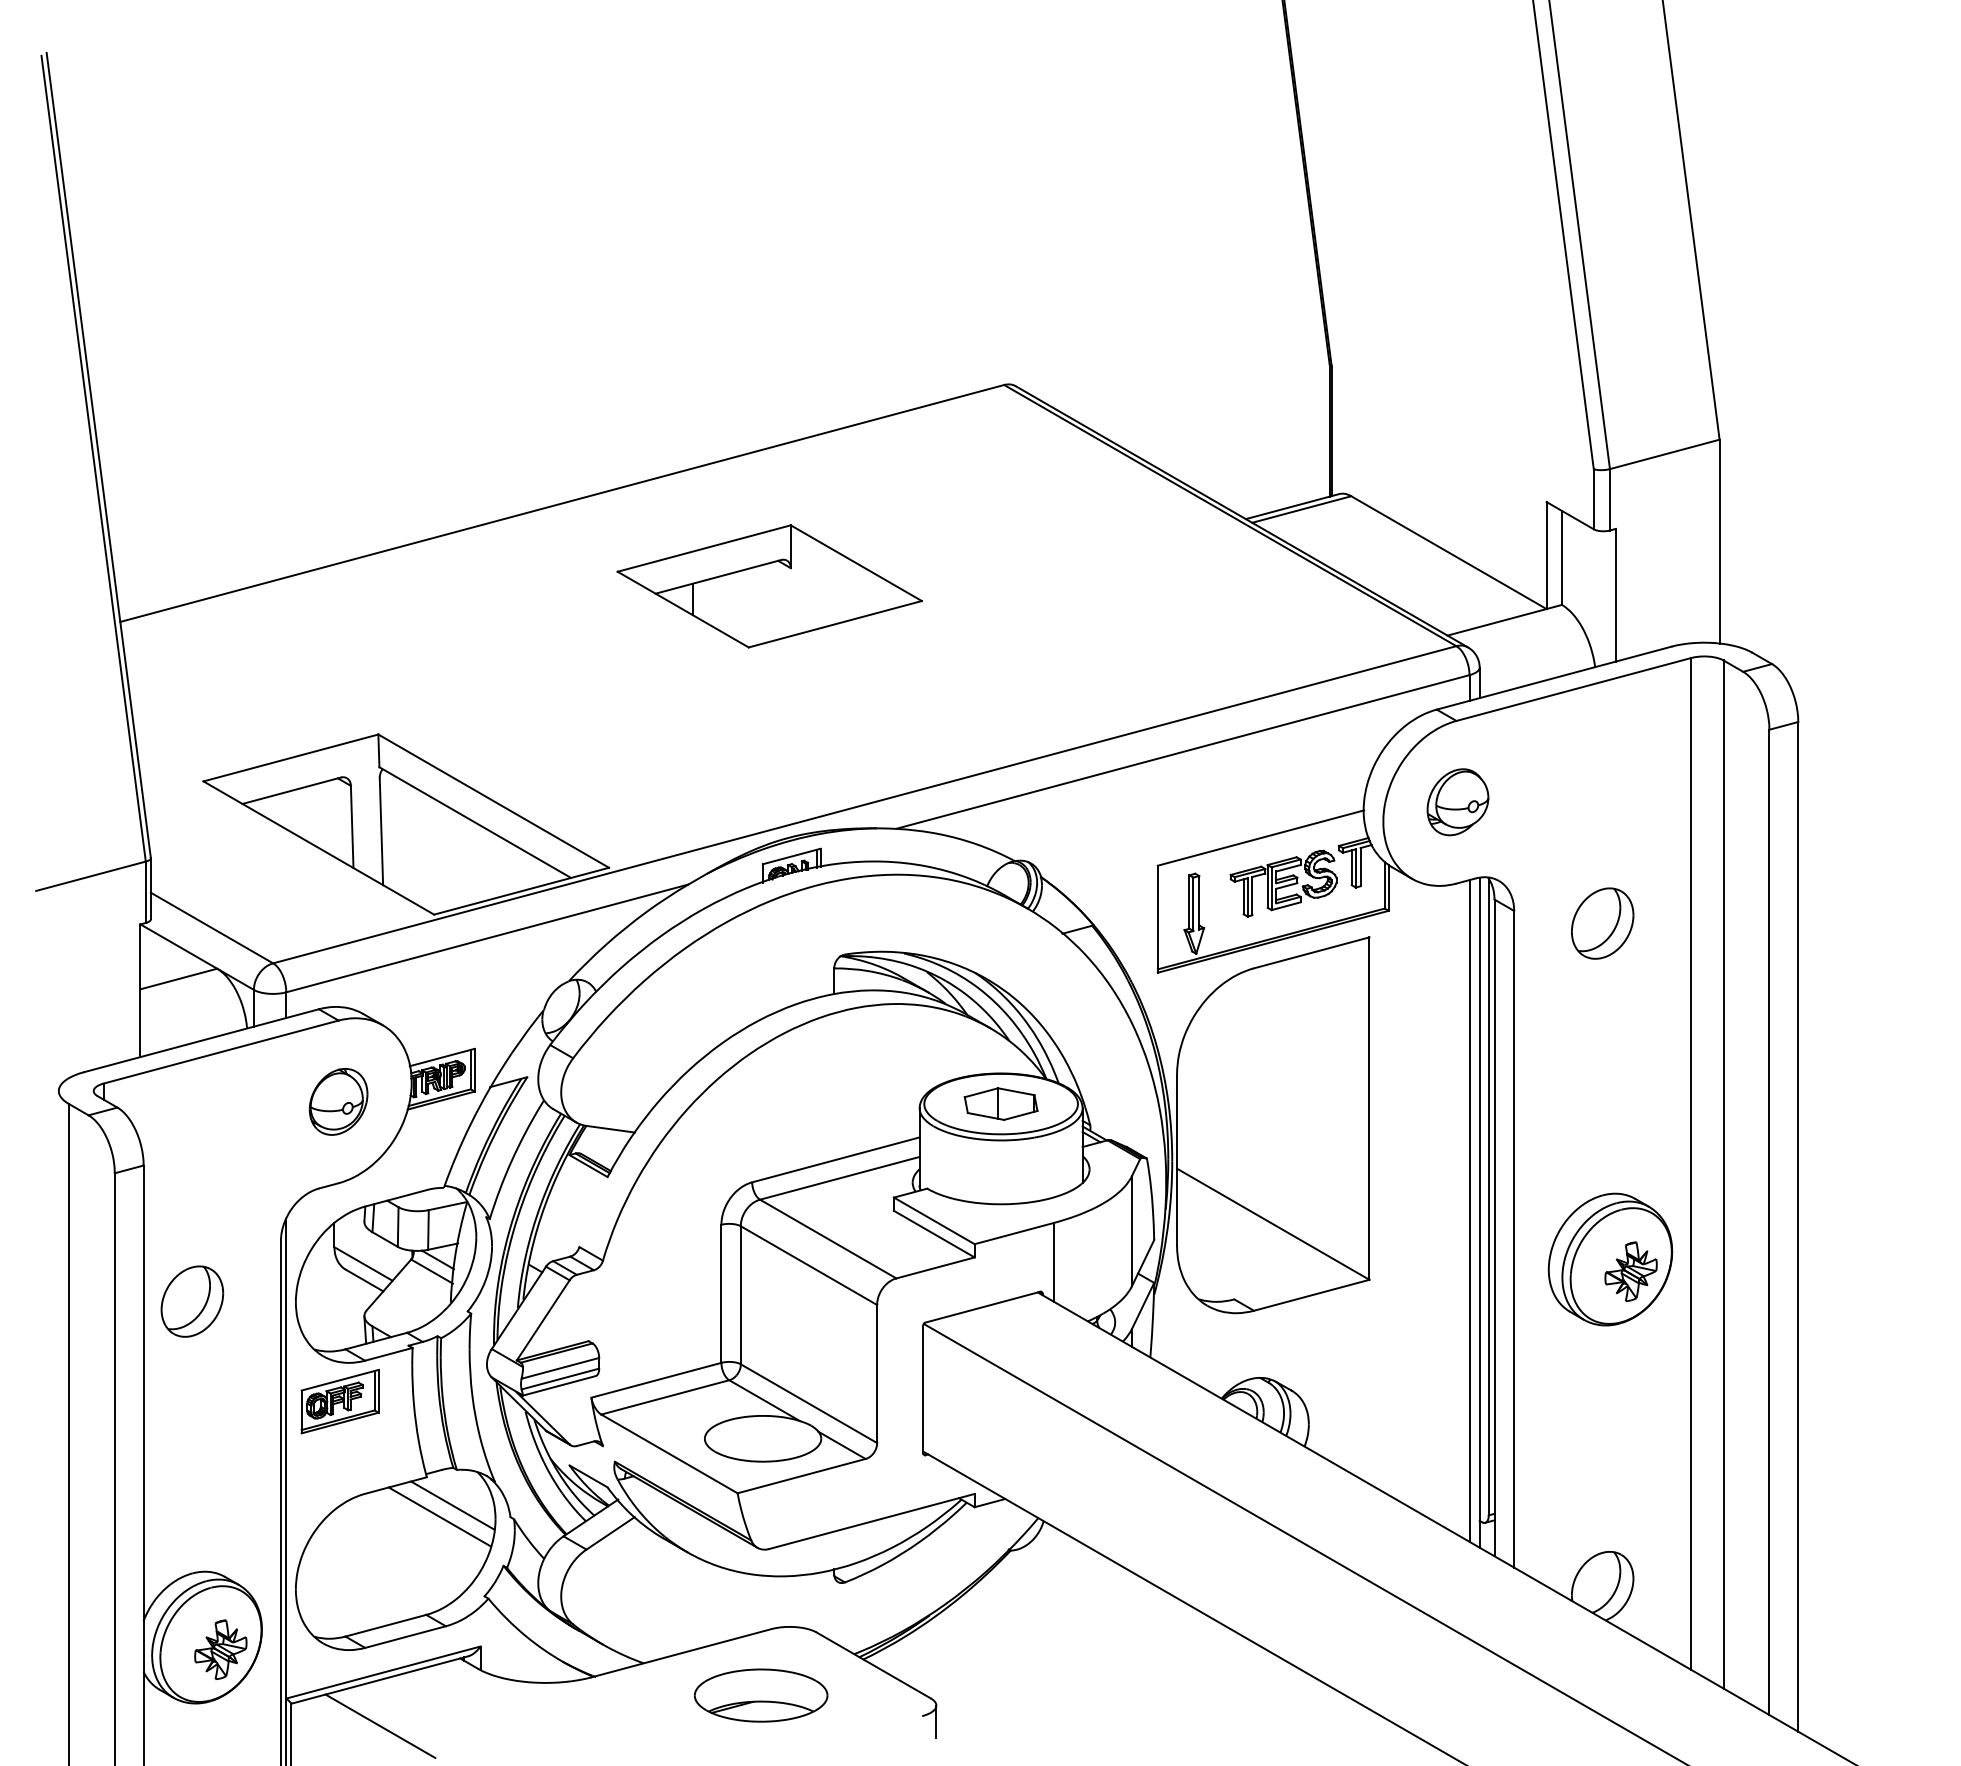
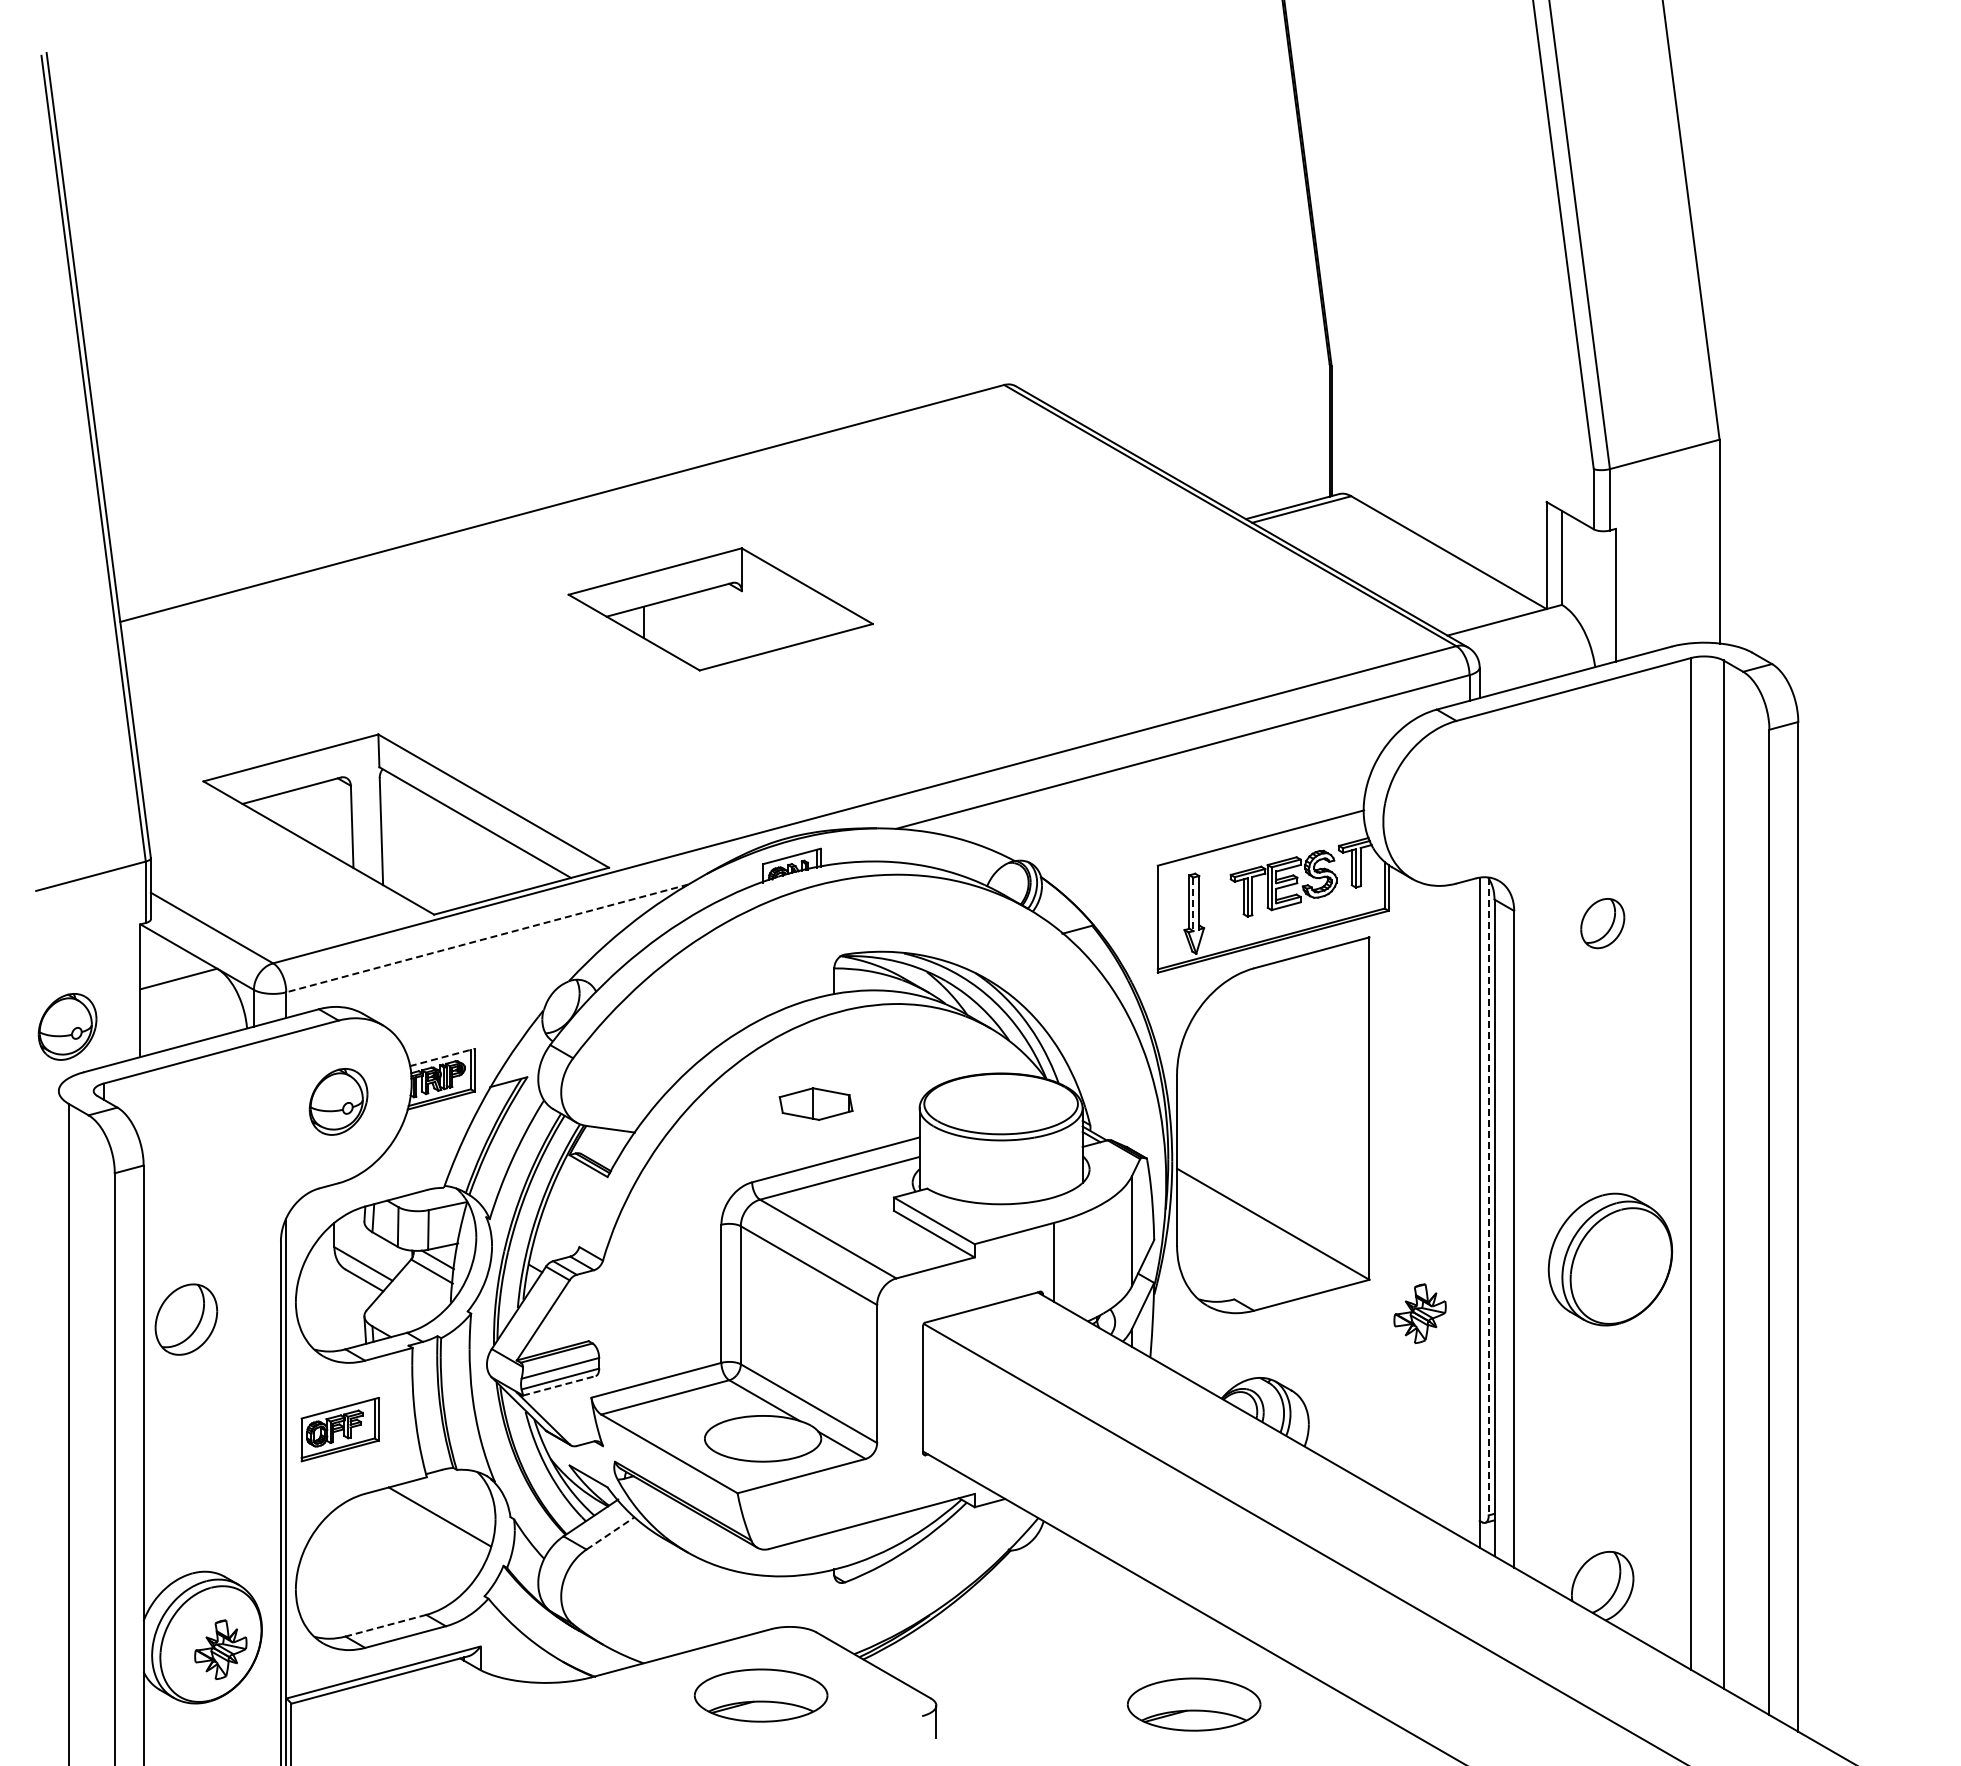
part position: (769, 586) -> (720, 609) (720, 609)
part: present -> none (1457, 802)
line: solid -> dashed (1193, 904)
part size: 64x73 px -> 46x52 px (1602, 923)
line: solid -> dashed (486, 938)
part: none -> present (67, 1026)
line: solid -> dashed (442, 1057)
part position: (1000, 1103) -> (815, 1103) (815, 1103)
line: solid -> dashed (1488, 1196)
line: present -> none (1469, 1210)
part position: (1630, 1271) -> (1419, 1313) (1419, 1313)
part position: (192, 1301) -> (186, 1319) (186, 1319)
line: solid -> dashed (559, 1385)
part position: (339, 1401) -> (339, 1429) (339, 1429)
line: present -> none (452, 1505)
line: solid -> dashed (611, 1533)
line: solid -> dashed (385, 1625)
part: none -> present (1193, 1704)
line: present -> none (380, 1726)
